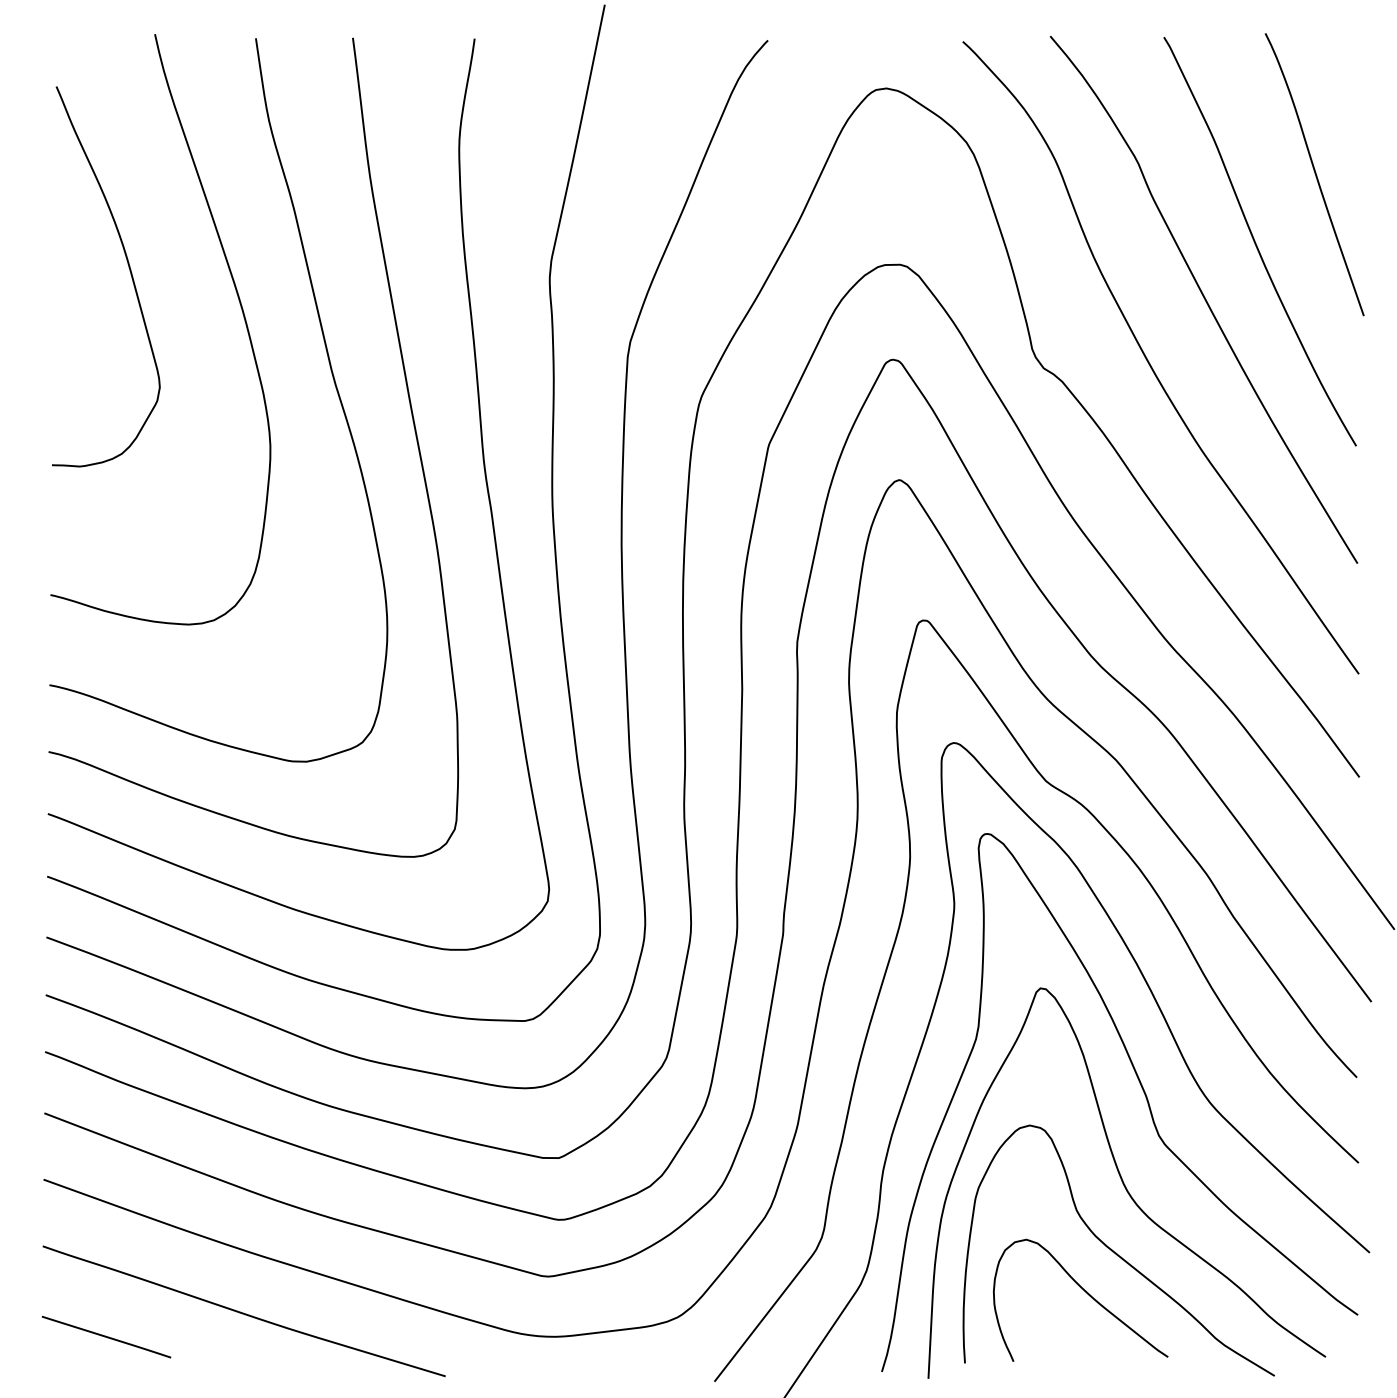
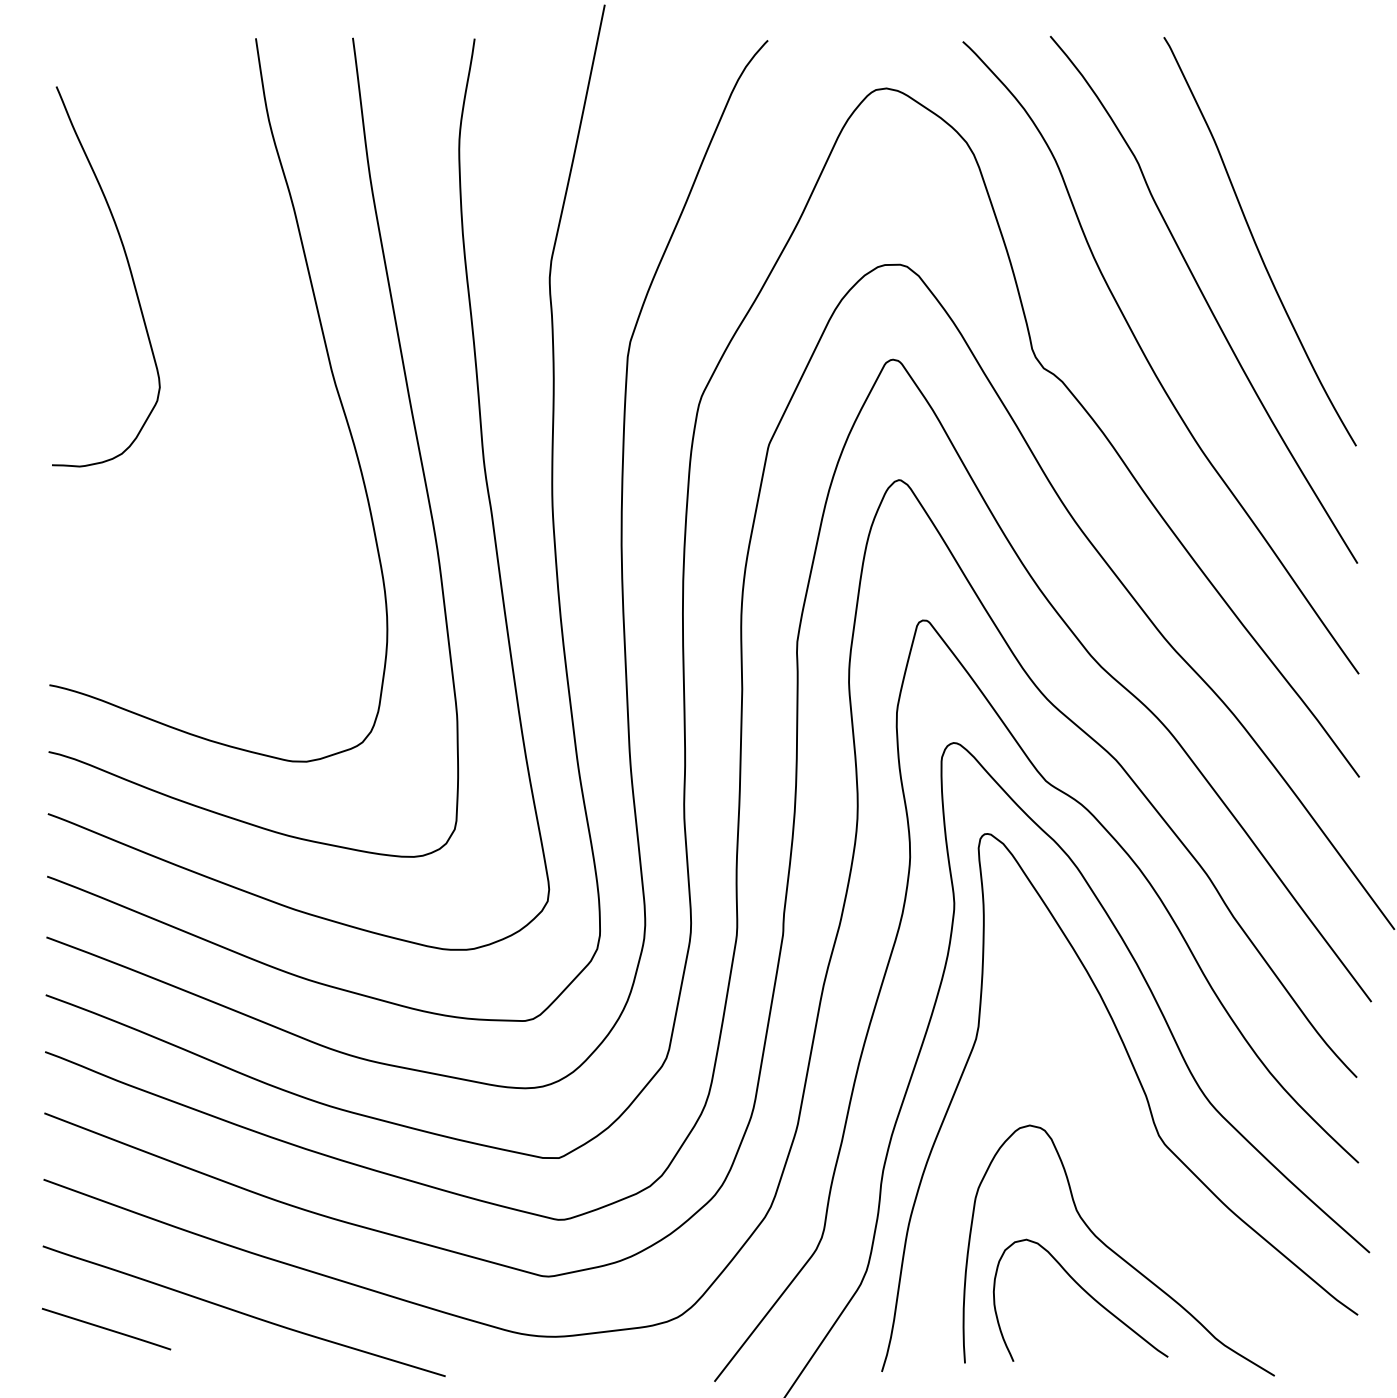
curve: present -> none (1314, 173)
curve: present -> none (240, 307)
curve: present -> none (1124, 1182)
line position: (106, 1336) -> (106, 1328) (106, 1328)
